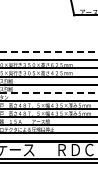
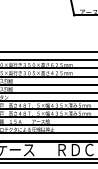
line: dashed -> solid (49, 52)
line: dashed -> solid (49, 92)
